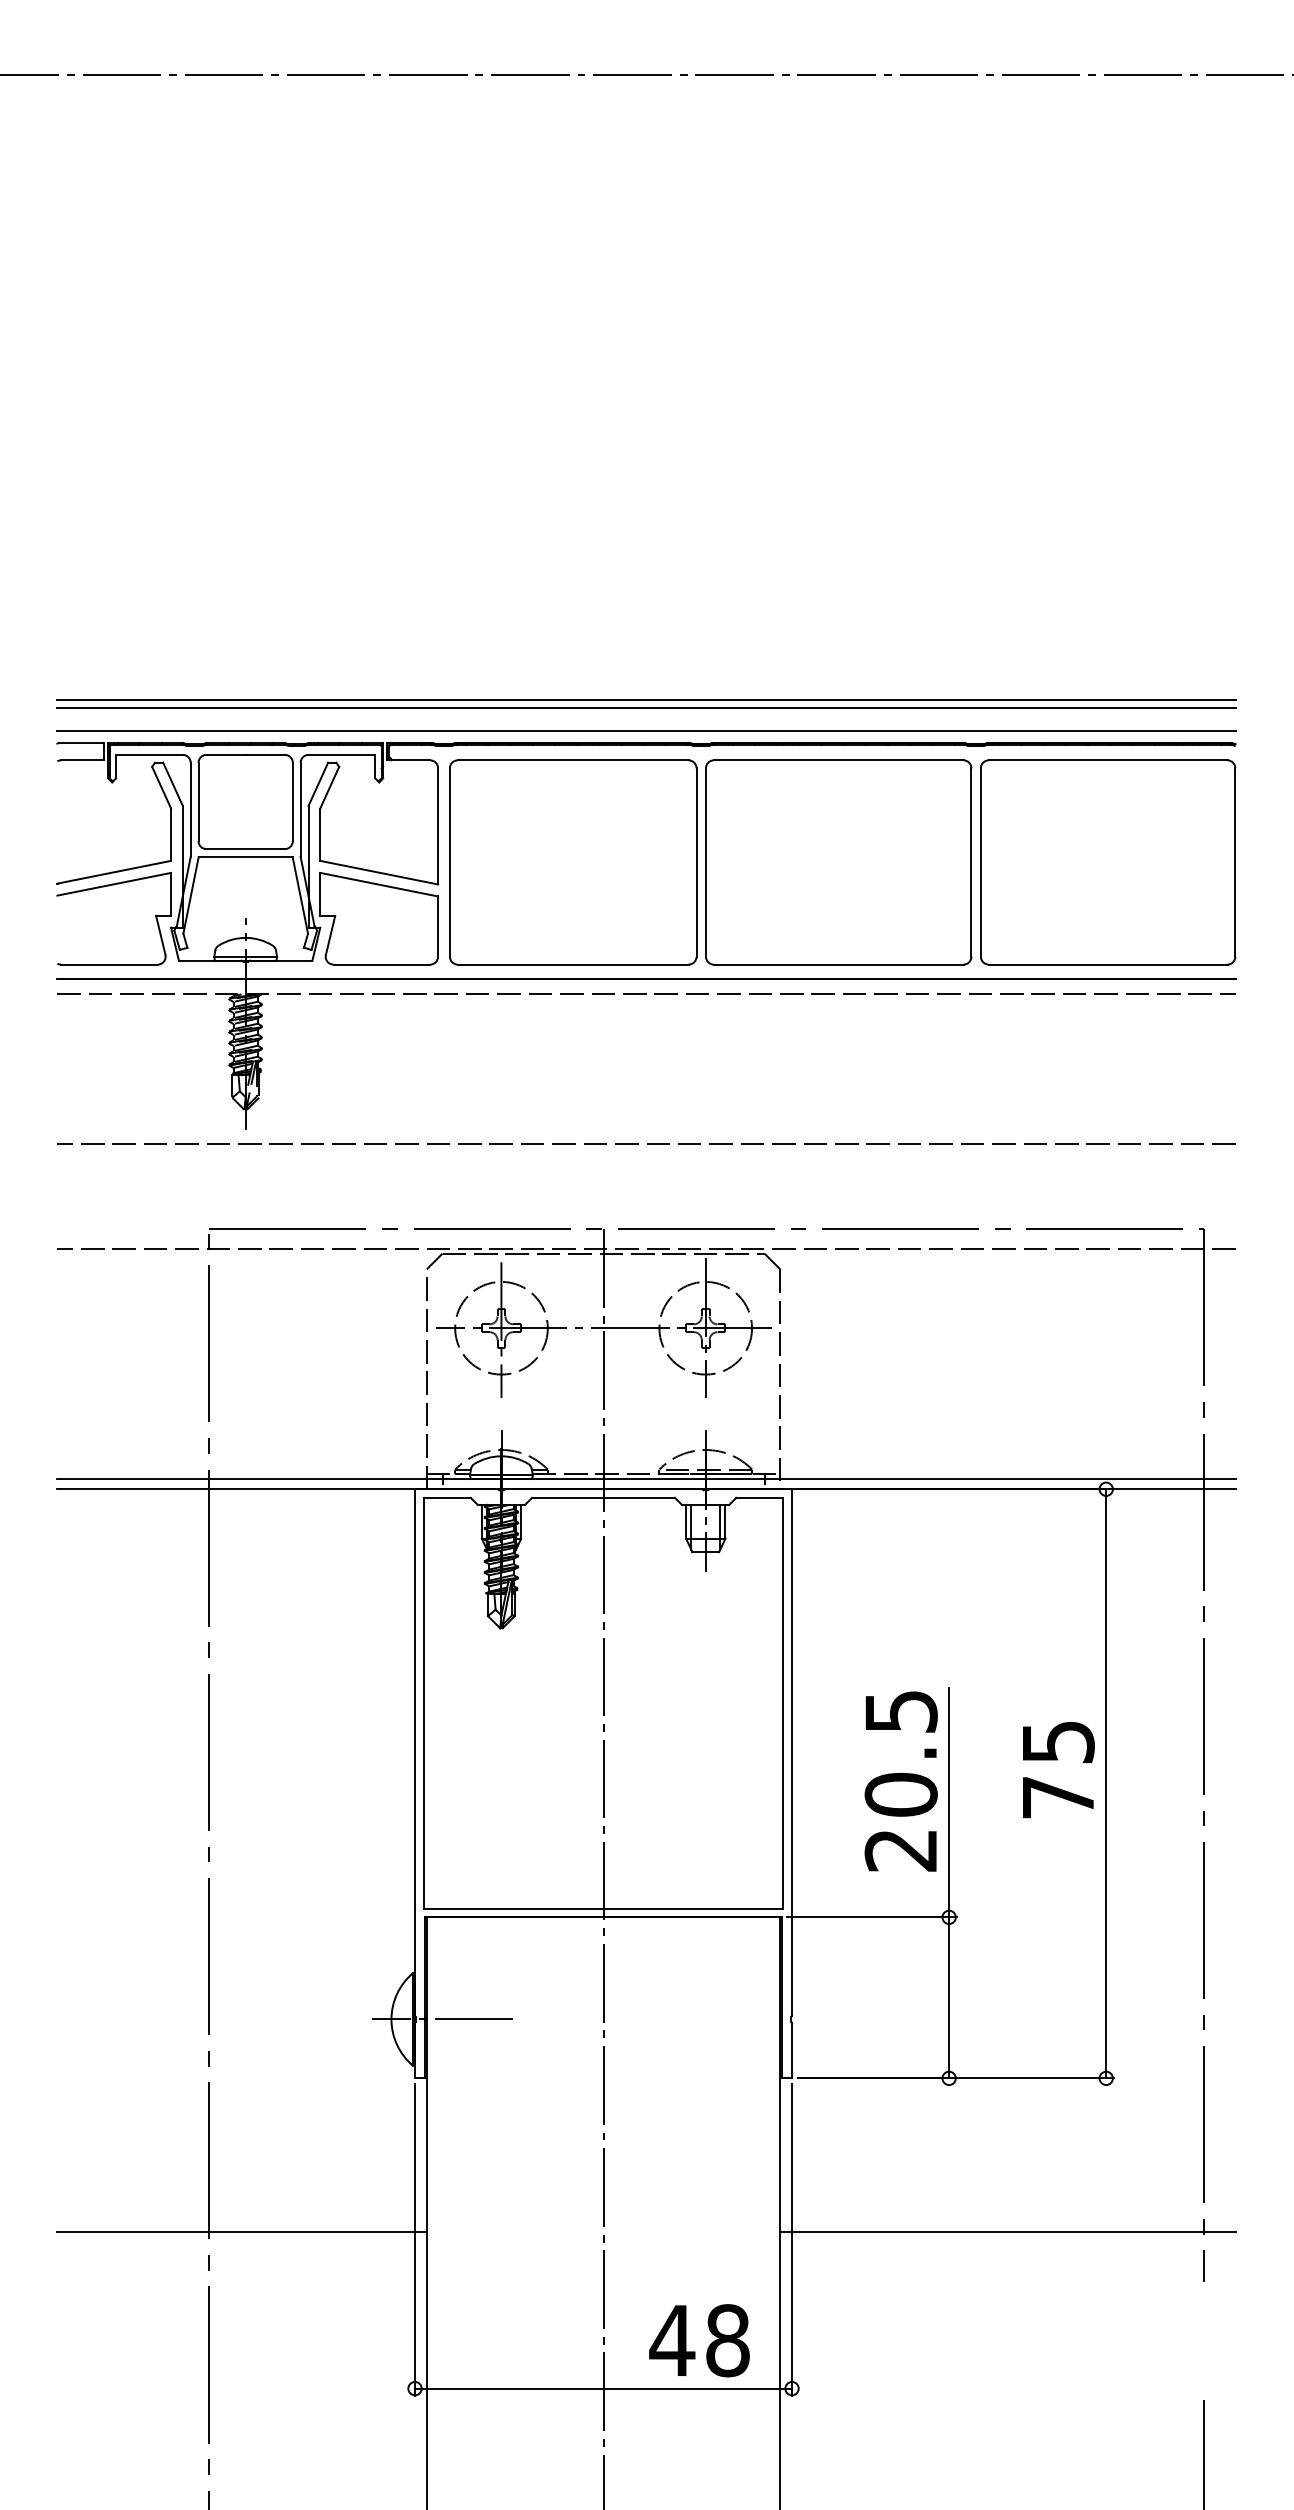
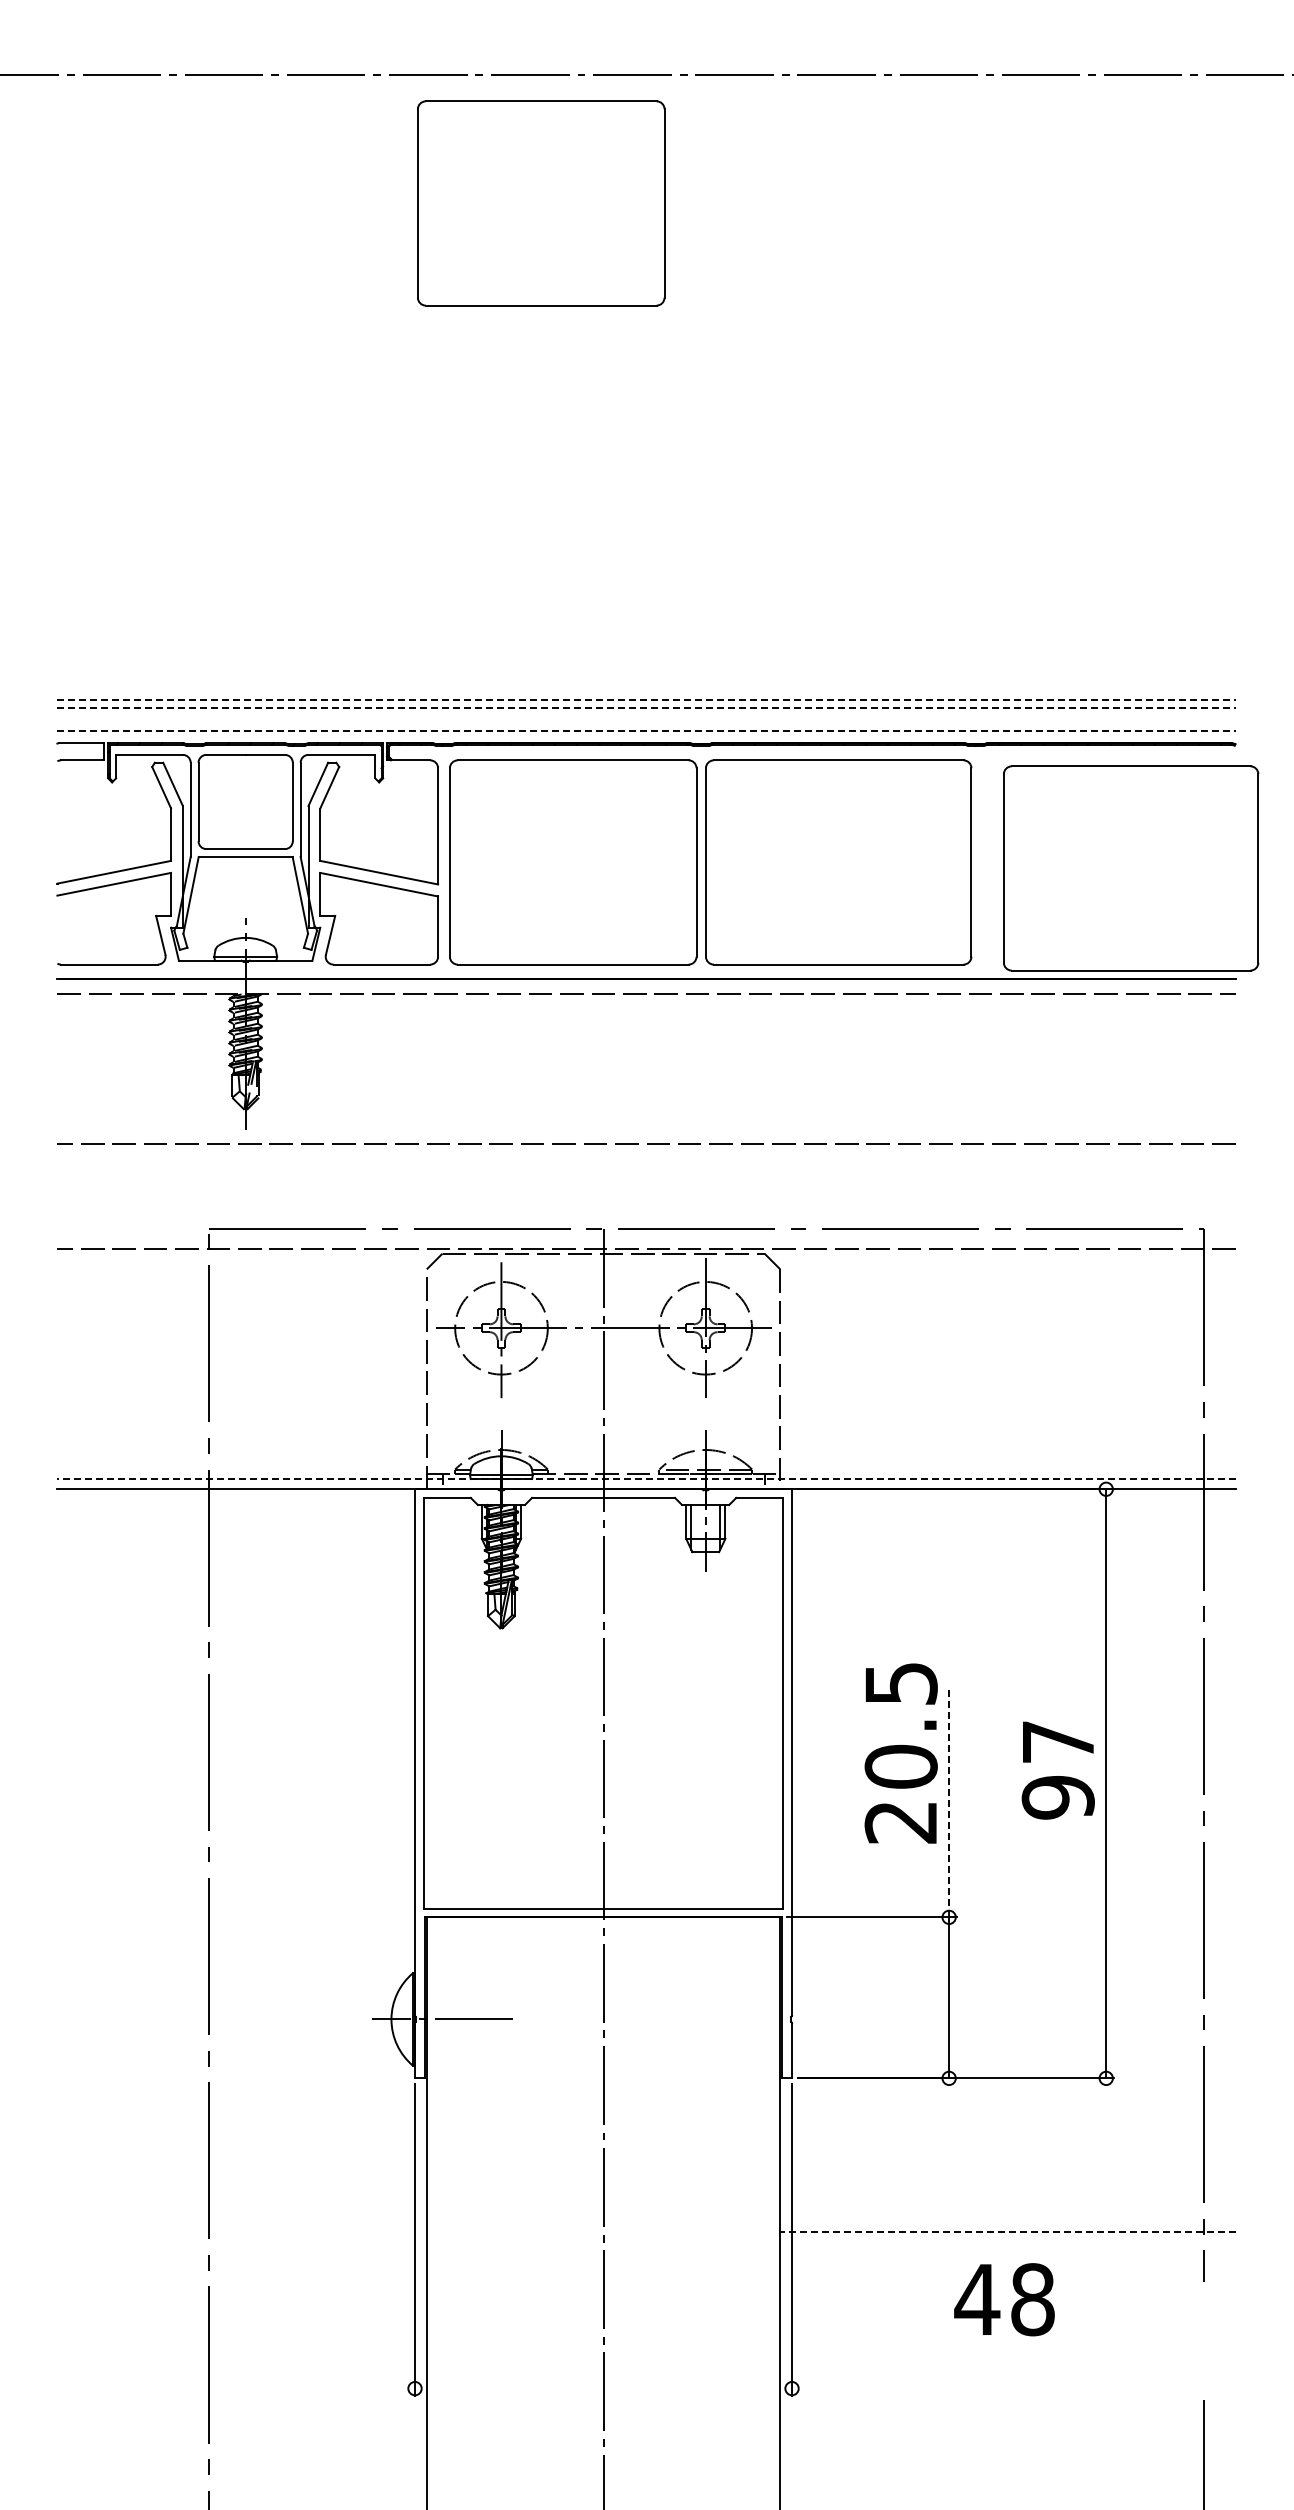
part: none -> present (541, 203)
line: solid -> dashed (647, 699)
line: solid -> dashed (647, 707)
line: solid -> dashed (647, 731)
part position: (1108, 862) -> (1131, 868) (1131, 868)
line: solid -> dashed (646, 1479)
text: 75 -> 97 (1057, 1770)
text position: (900, 1781) -> (900, 1753) (900, 1753)
line: solid -> dashed (949, 1802)
line: present -> none (241, 2231)
line: solid -> dashed (1007, 2231)
text position: (699, 2340) -> (1004, 2299) (1004, 2299)
line: present -> none (603, 2388)
